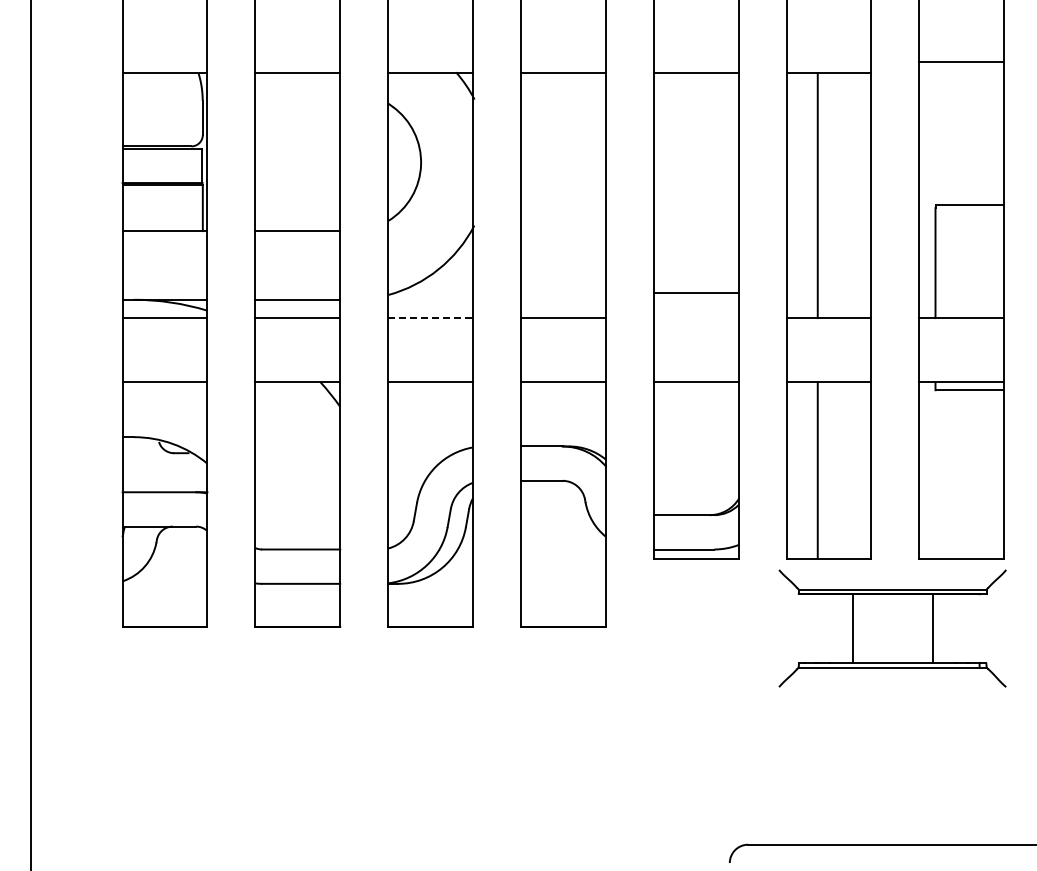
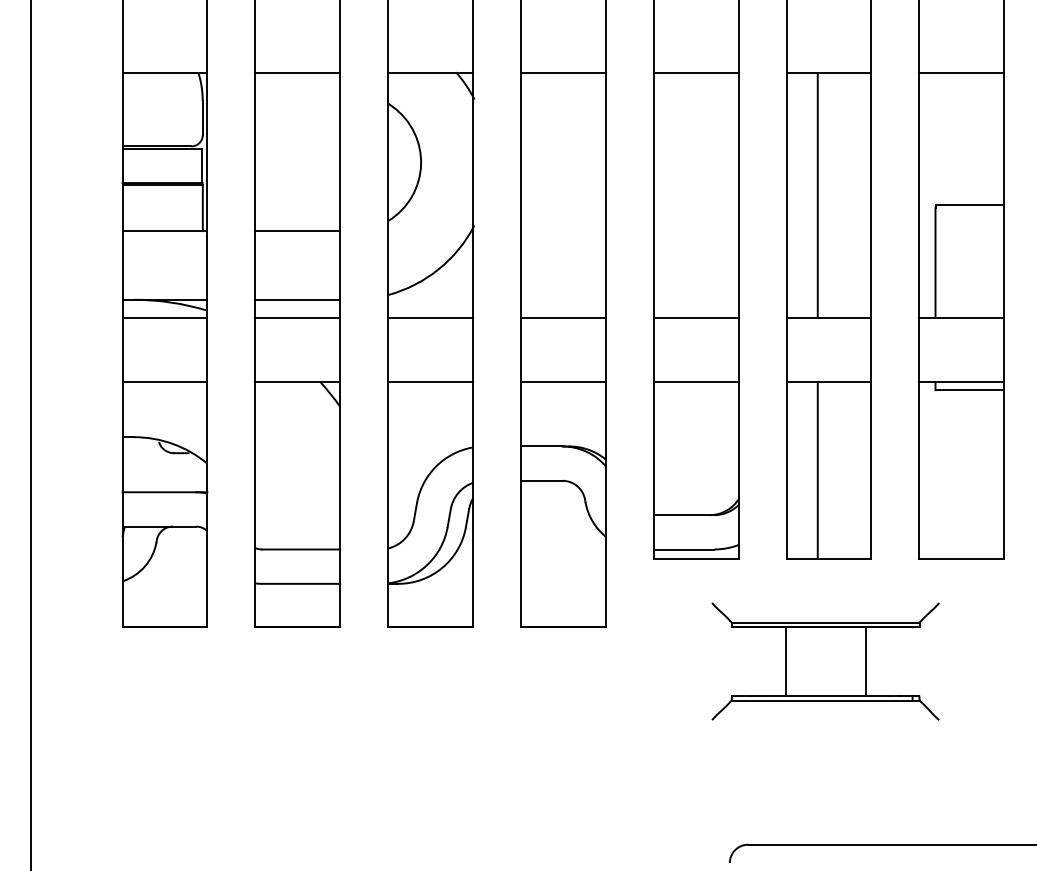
line position: (961, 62) -> (961, 73) (961, 73)
line position: (695, 293) -> (695, 318) (695, 318)
line: dashed -> solid (431, 318)
part position: (892, 628) -> (825, 661) (825, 661)
